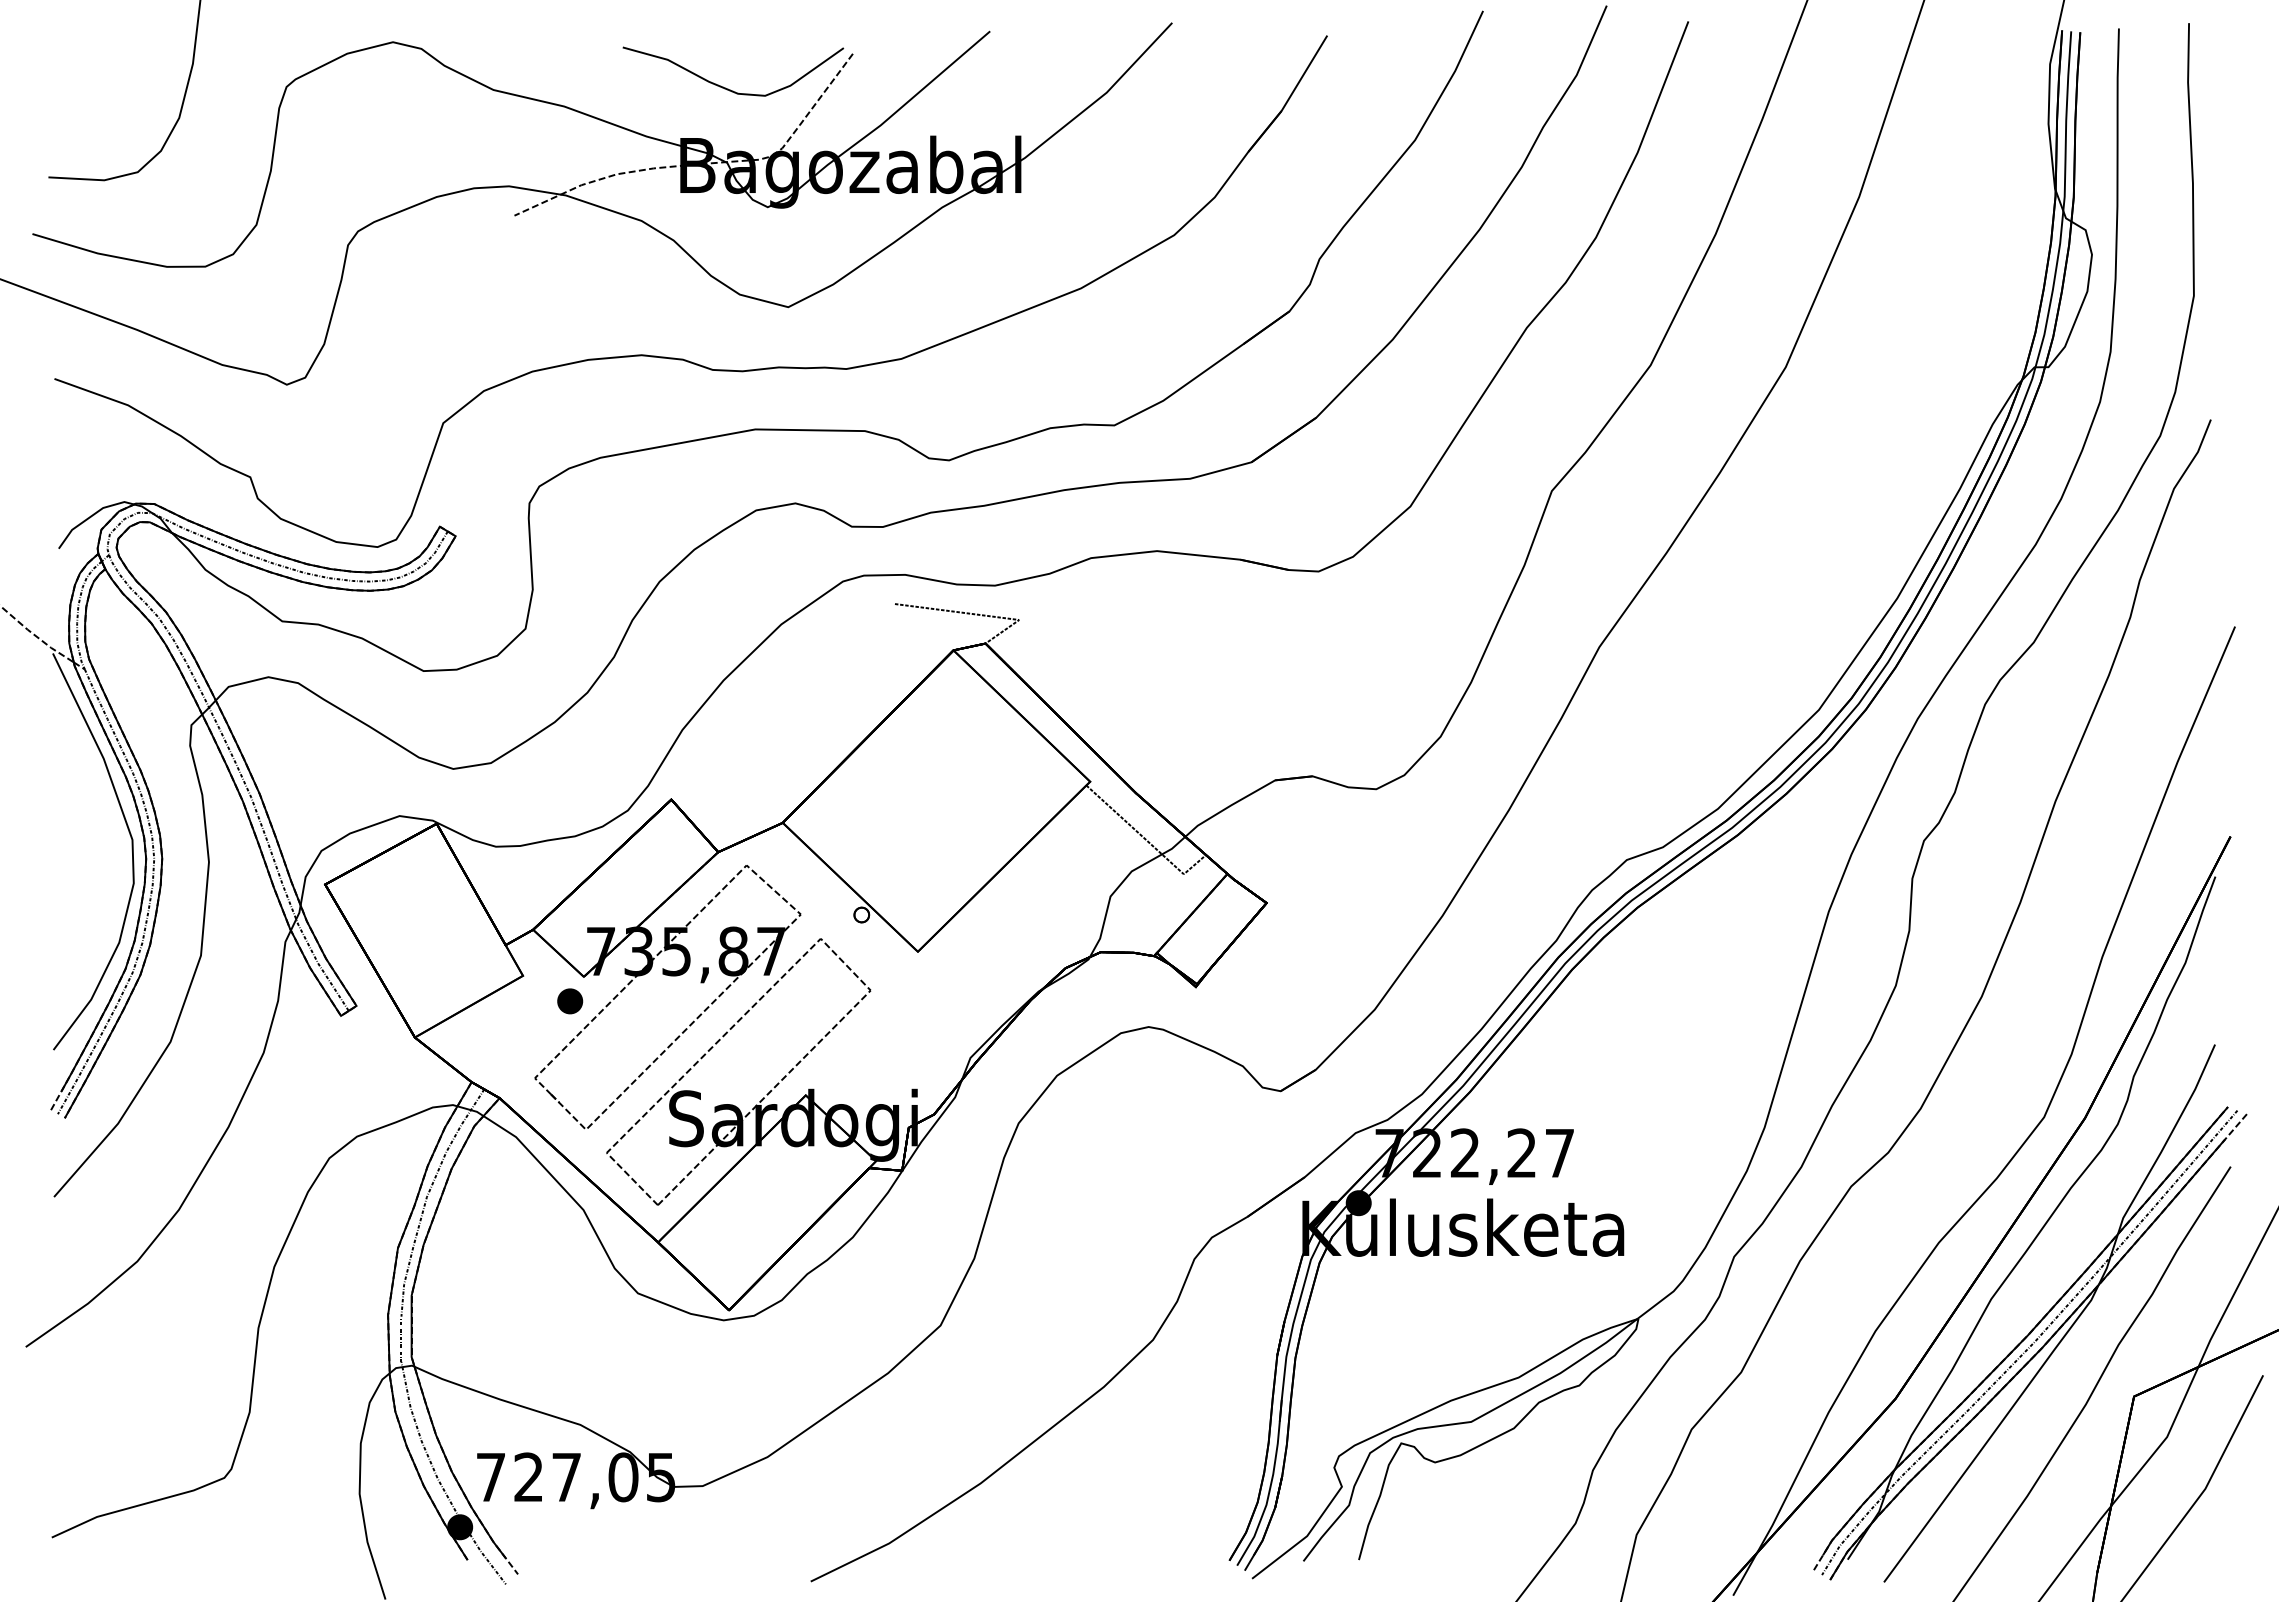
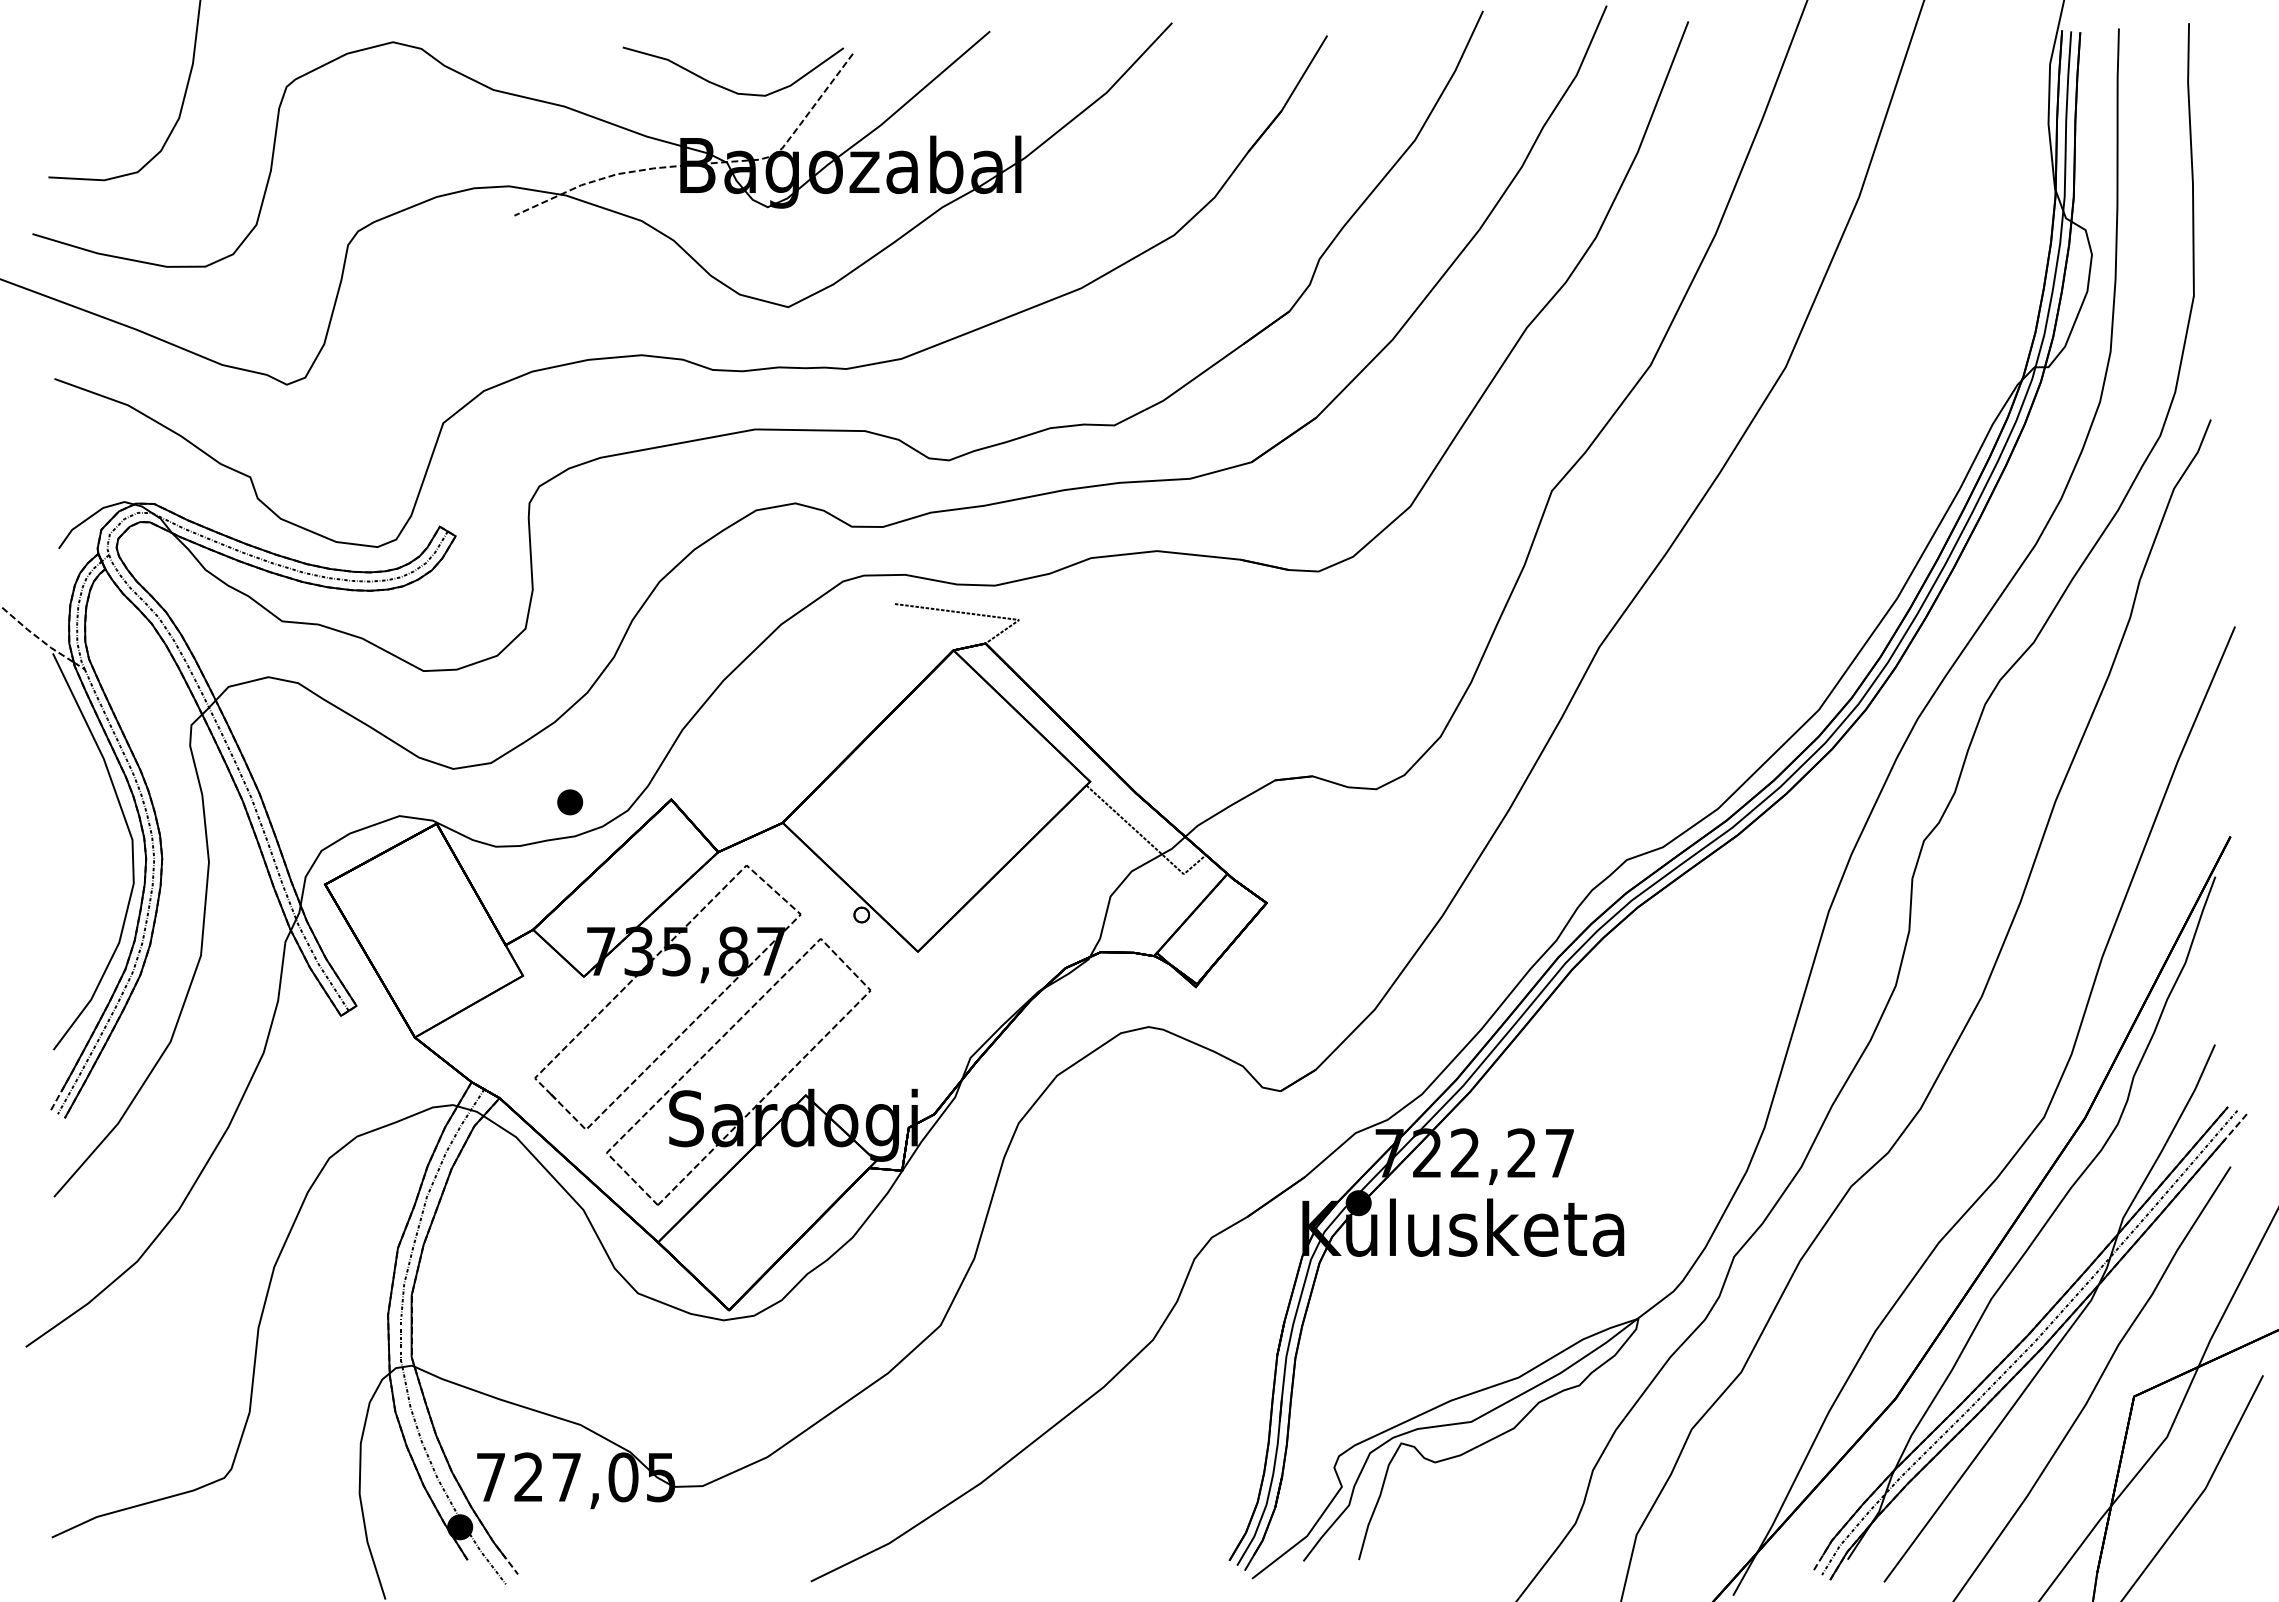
part position: (570, 1001) -> (570, 802) (570, 802)
